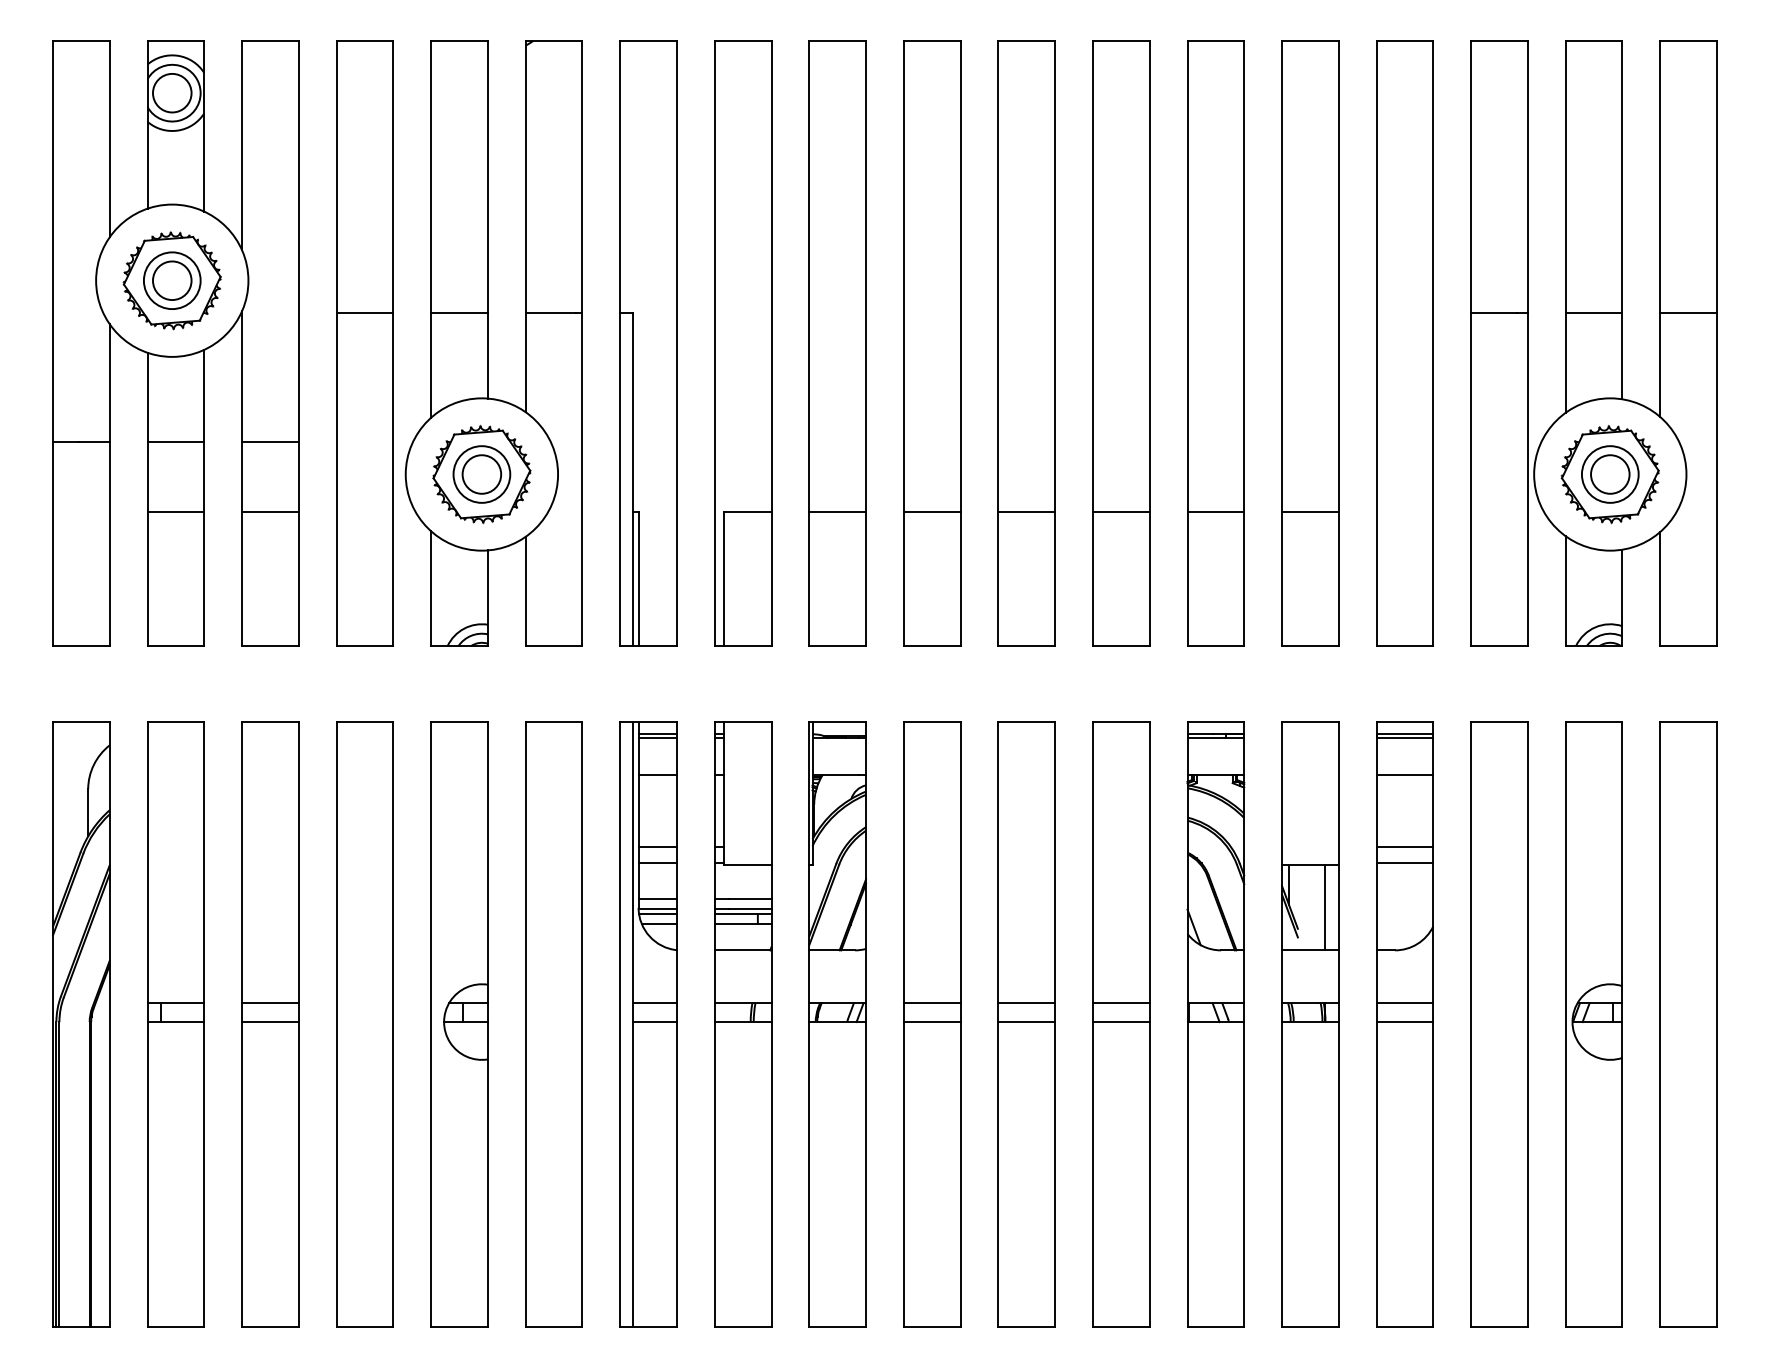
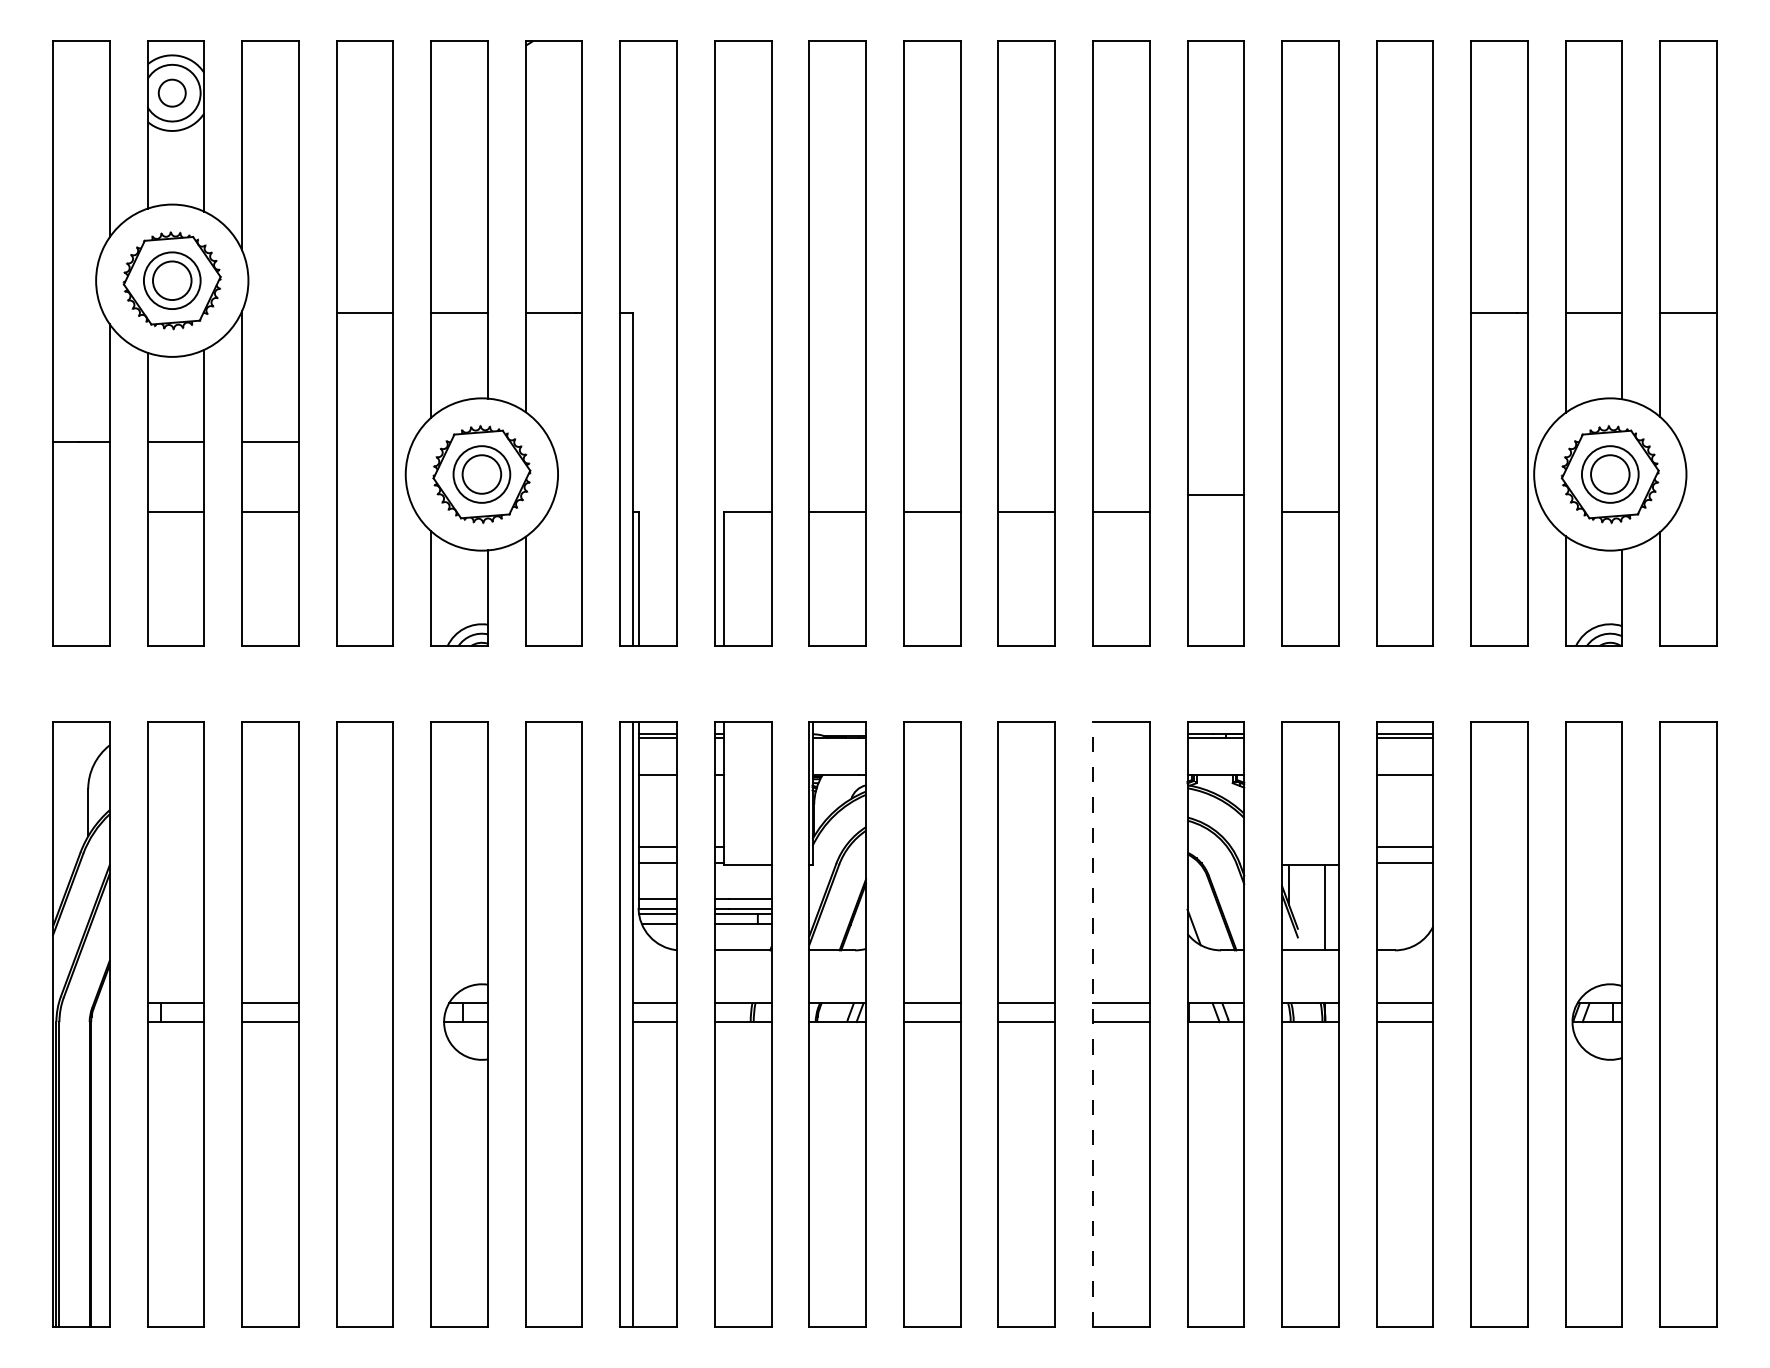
circle diameter: 39 px -> 27 px (171, 92)
line position: (1215, 511) -> (1215, 494) (1215, 494)
line: solid -> dashed (1093, 1023)
